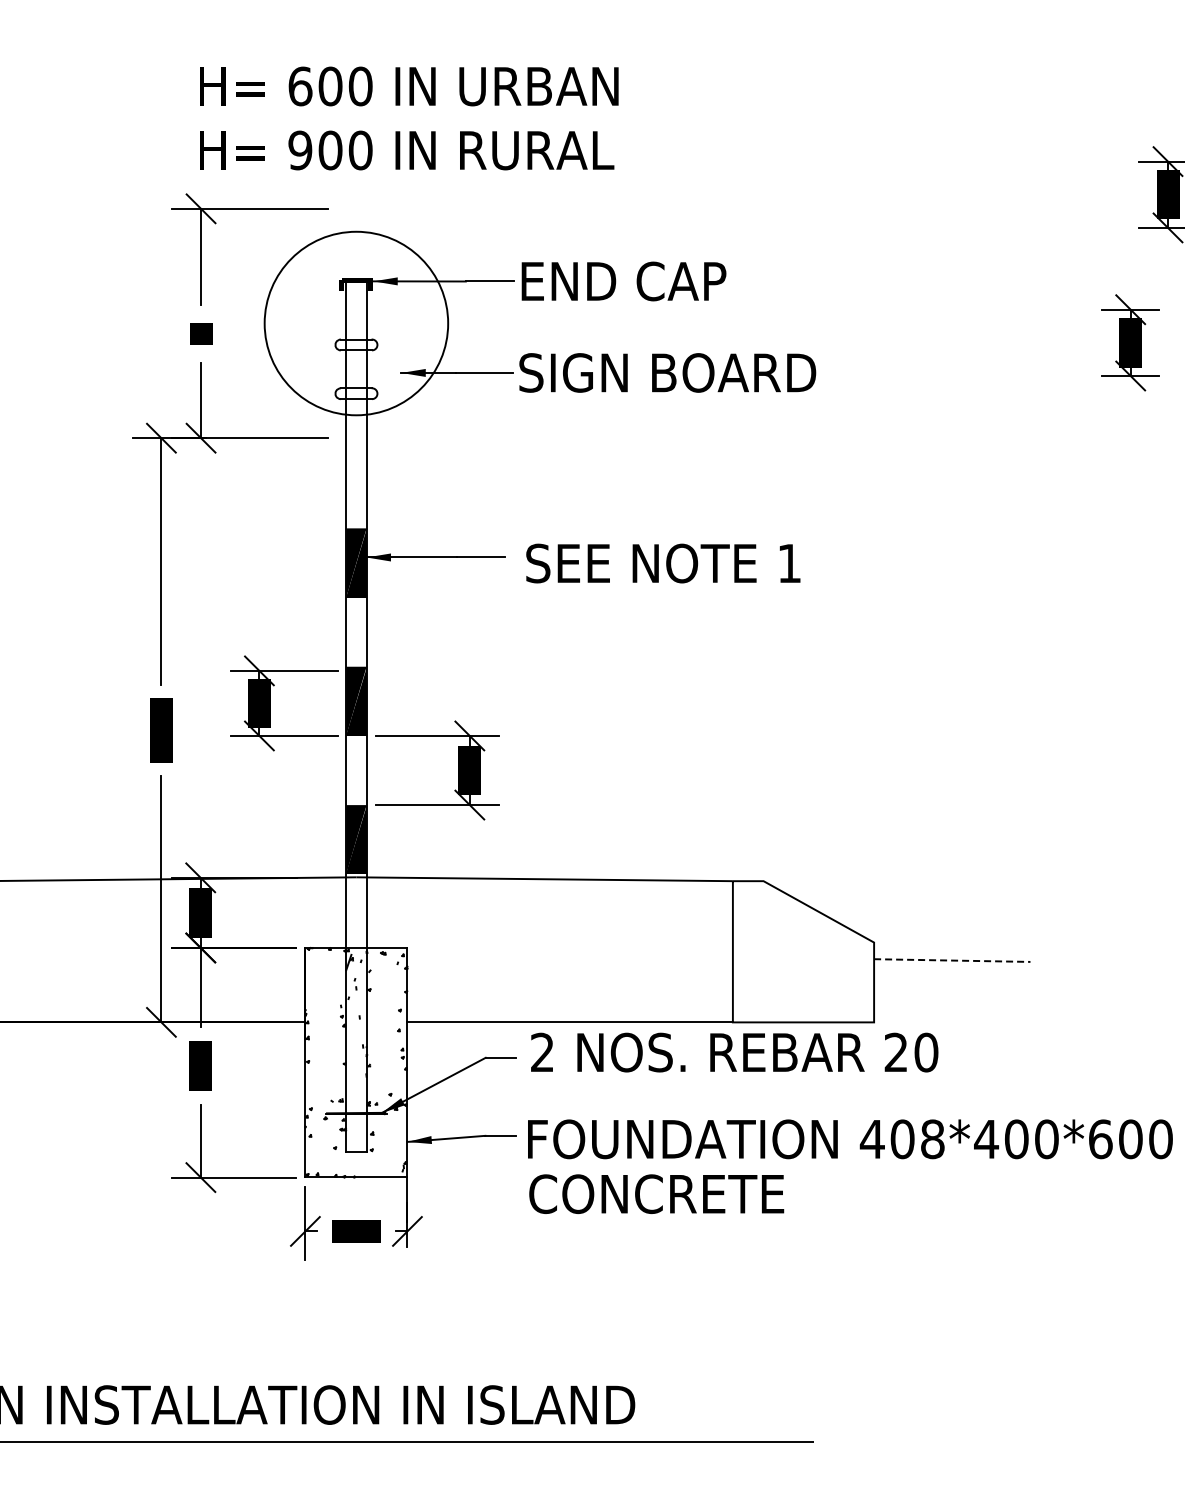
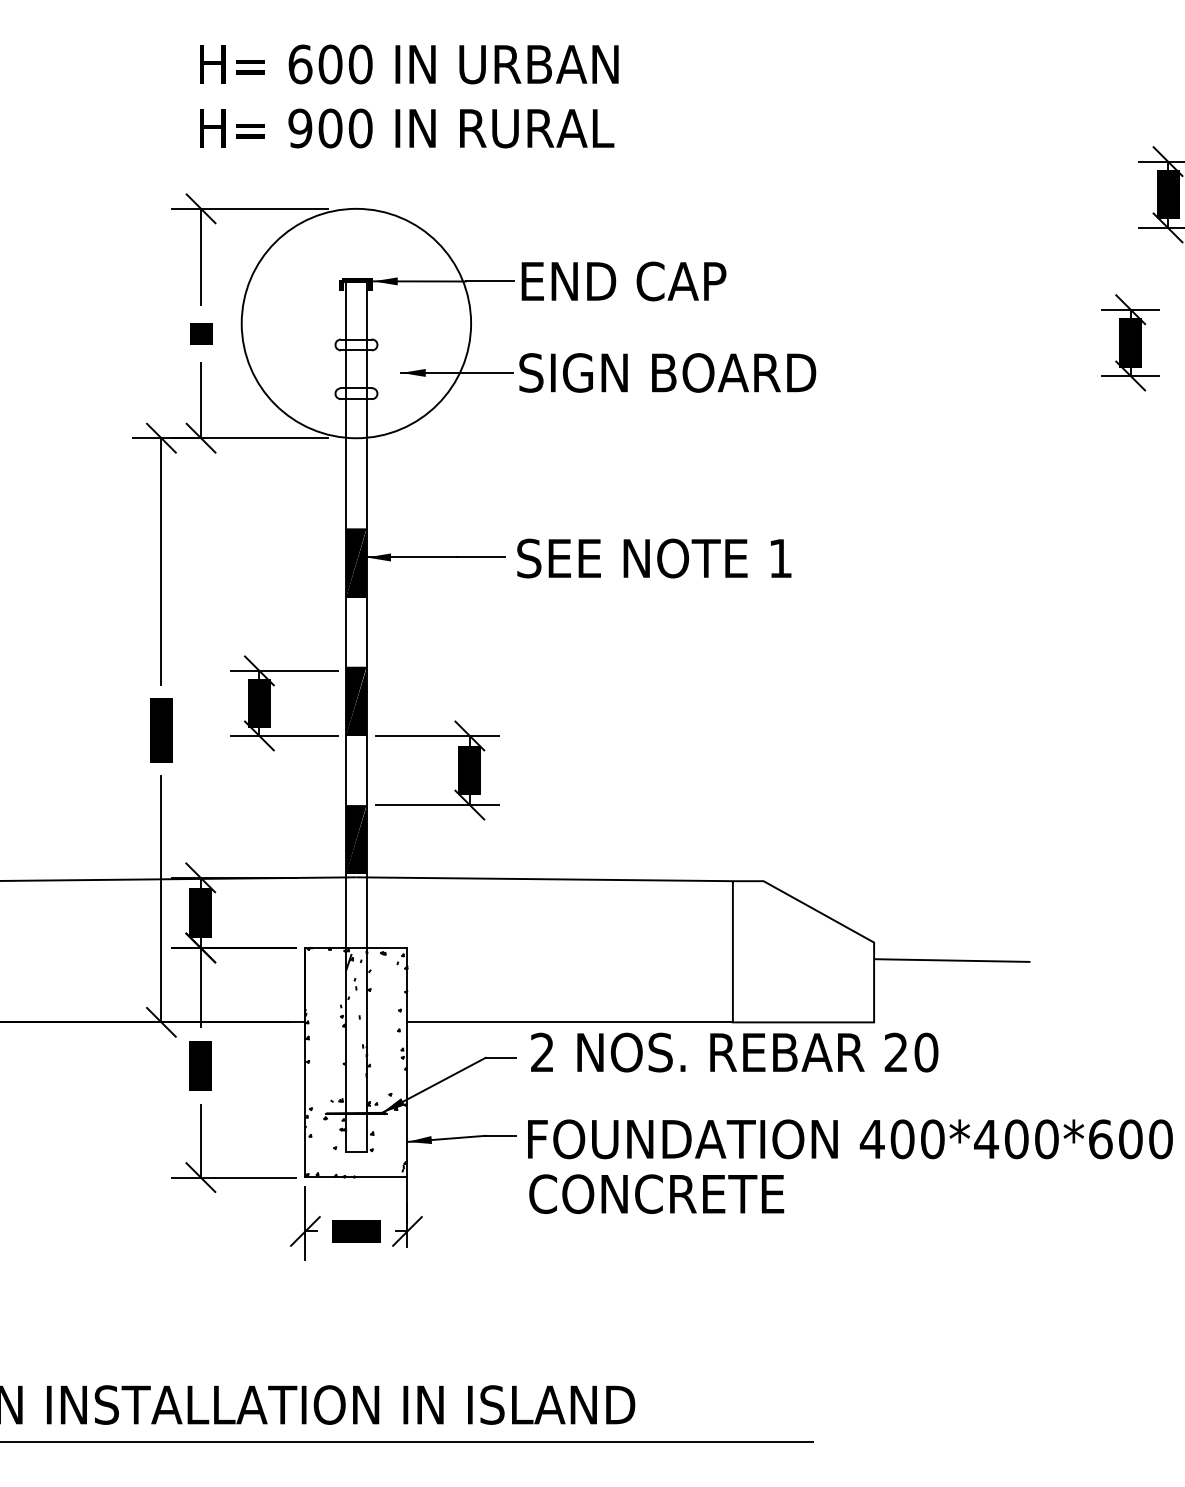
text position: (409, 118) -> (409, 96) (409, 96)
circle diameter: 184 px -> 229 px (356, 323)
text position: (663, 563) -> (654, 558) (654, 558)
line: dashed -> solid (952, 960)
text: 408*400*600 -> 400*400*600 (932, 1139)
